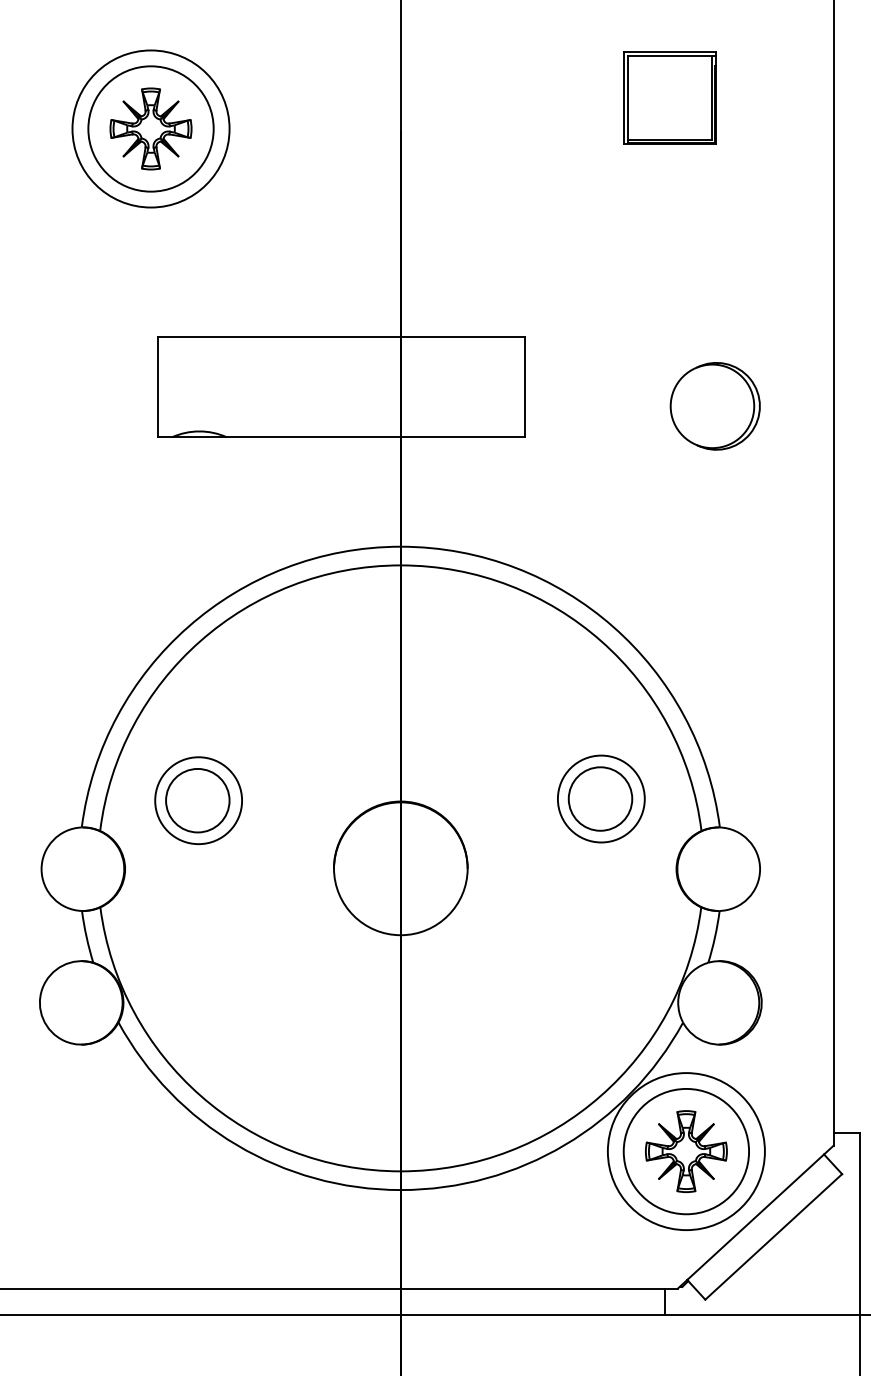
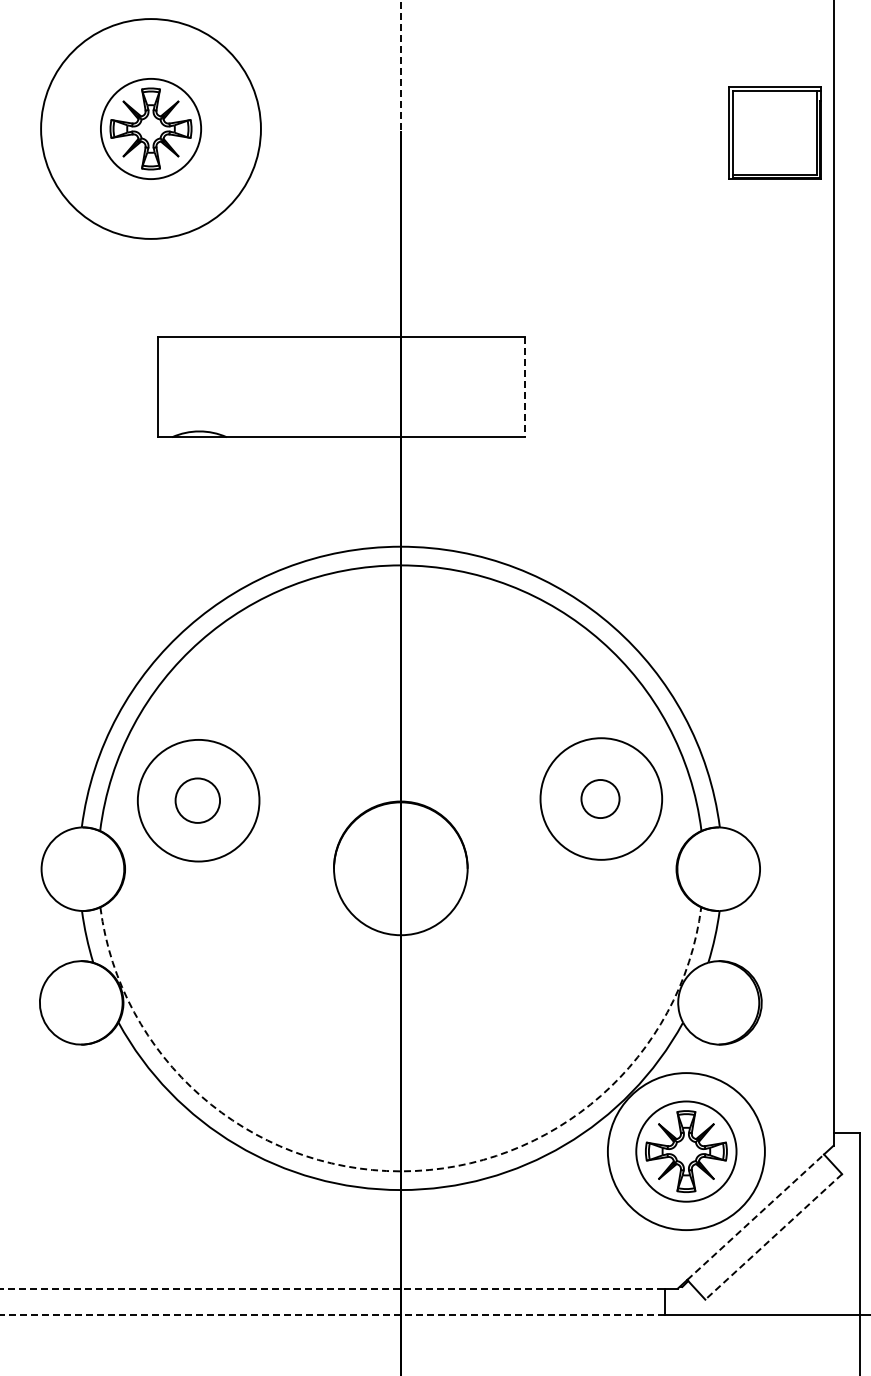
line: solid -> dashed (400, 66)
part position: (669, 97) -> (774, 132) (774, 132)
circle diameter: 125 px -> 100 px (150, 128)
circle diameter: 157 px -> 220 px (150, 128)
line: solid -> dashed (525, 387)
part: present -> none (714, 406)
circle diameter: 63 px -> 38 px (600, 799)
circle diameter: 87 px -> 122 px (601, 798)
circle diameter: 63 px -> 44 px (197, 800)
circle diameter: 87 px -> 122 px (198, 800)
circle diameter: 125 px -> 100 px (686, 1151)
arc: solid -> dashed (400, 1171)
line: solid -> dashed (755, 1217)
line: solid -> dashed (773, 1236)
line: solid -> dashed (333, 1288)
line: solid -> dashed (332, 1315)
